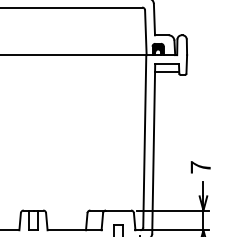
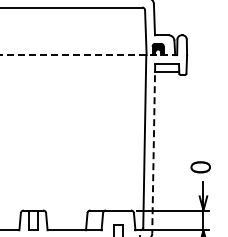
line: solid -> dashed (89, 55)
line: solid -> dashed (153, 148)
text: 7 -> 0 (200, 167)
